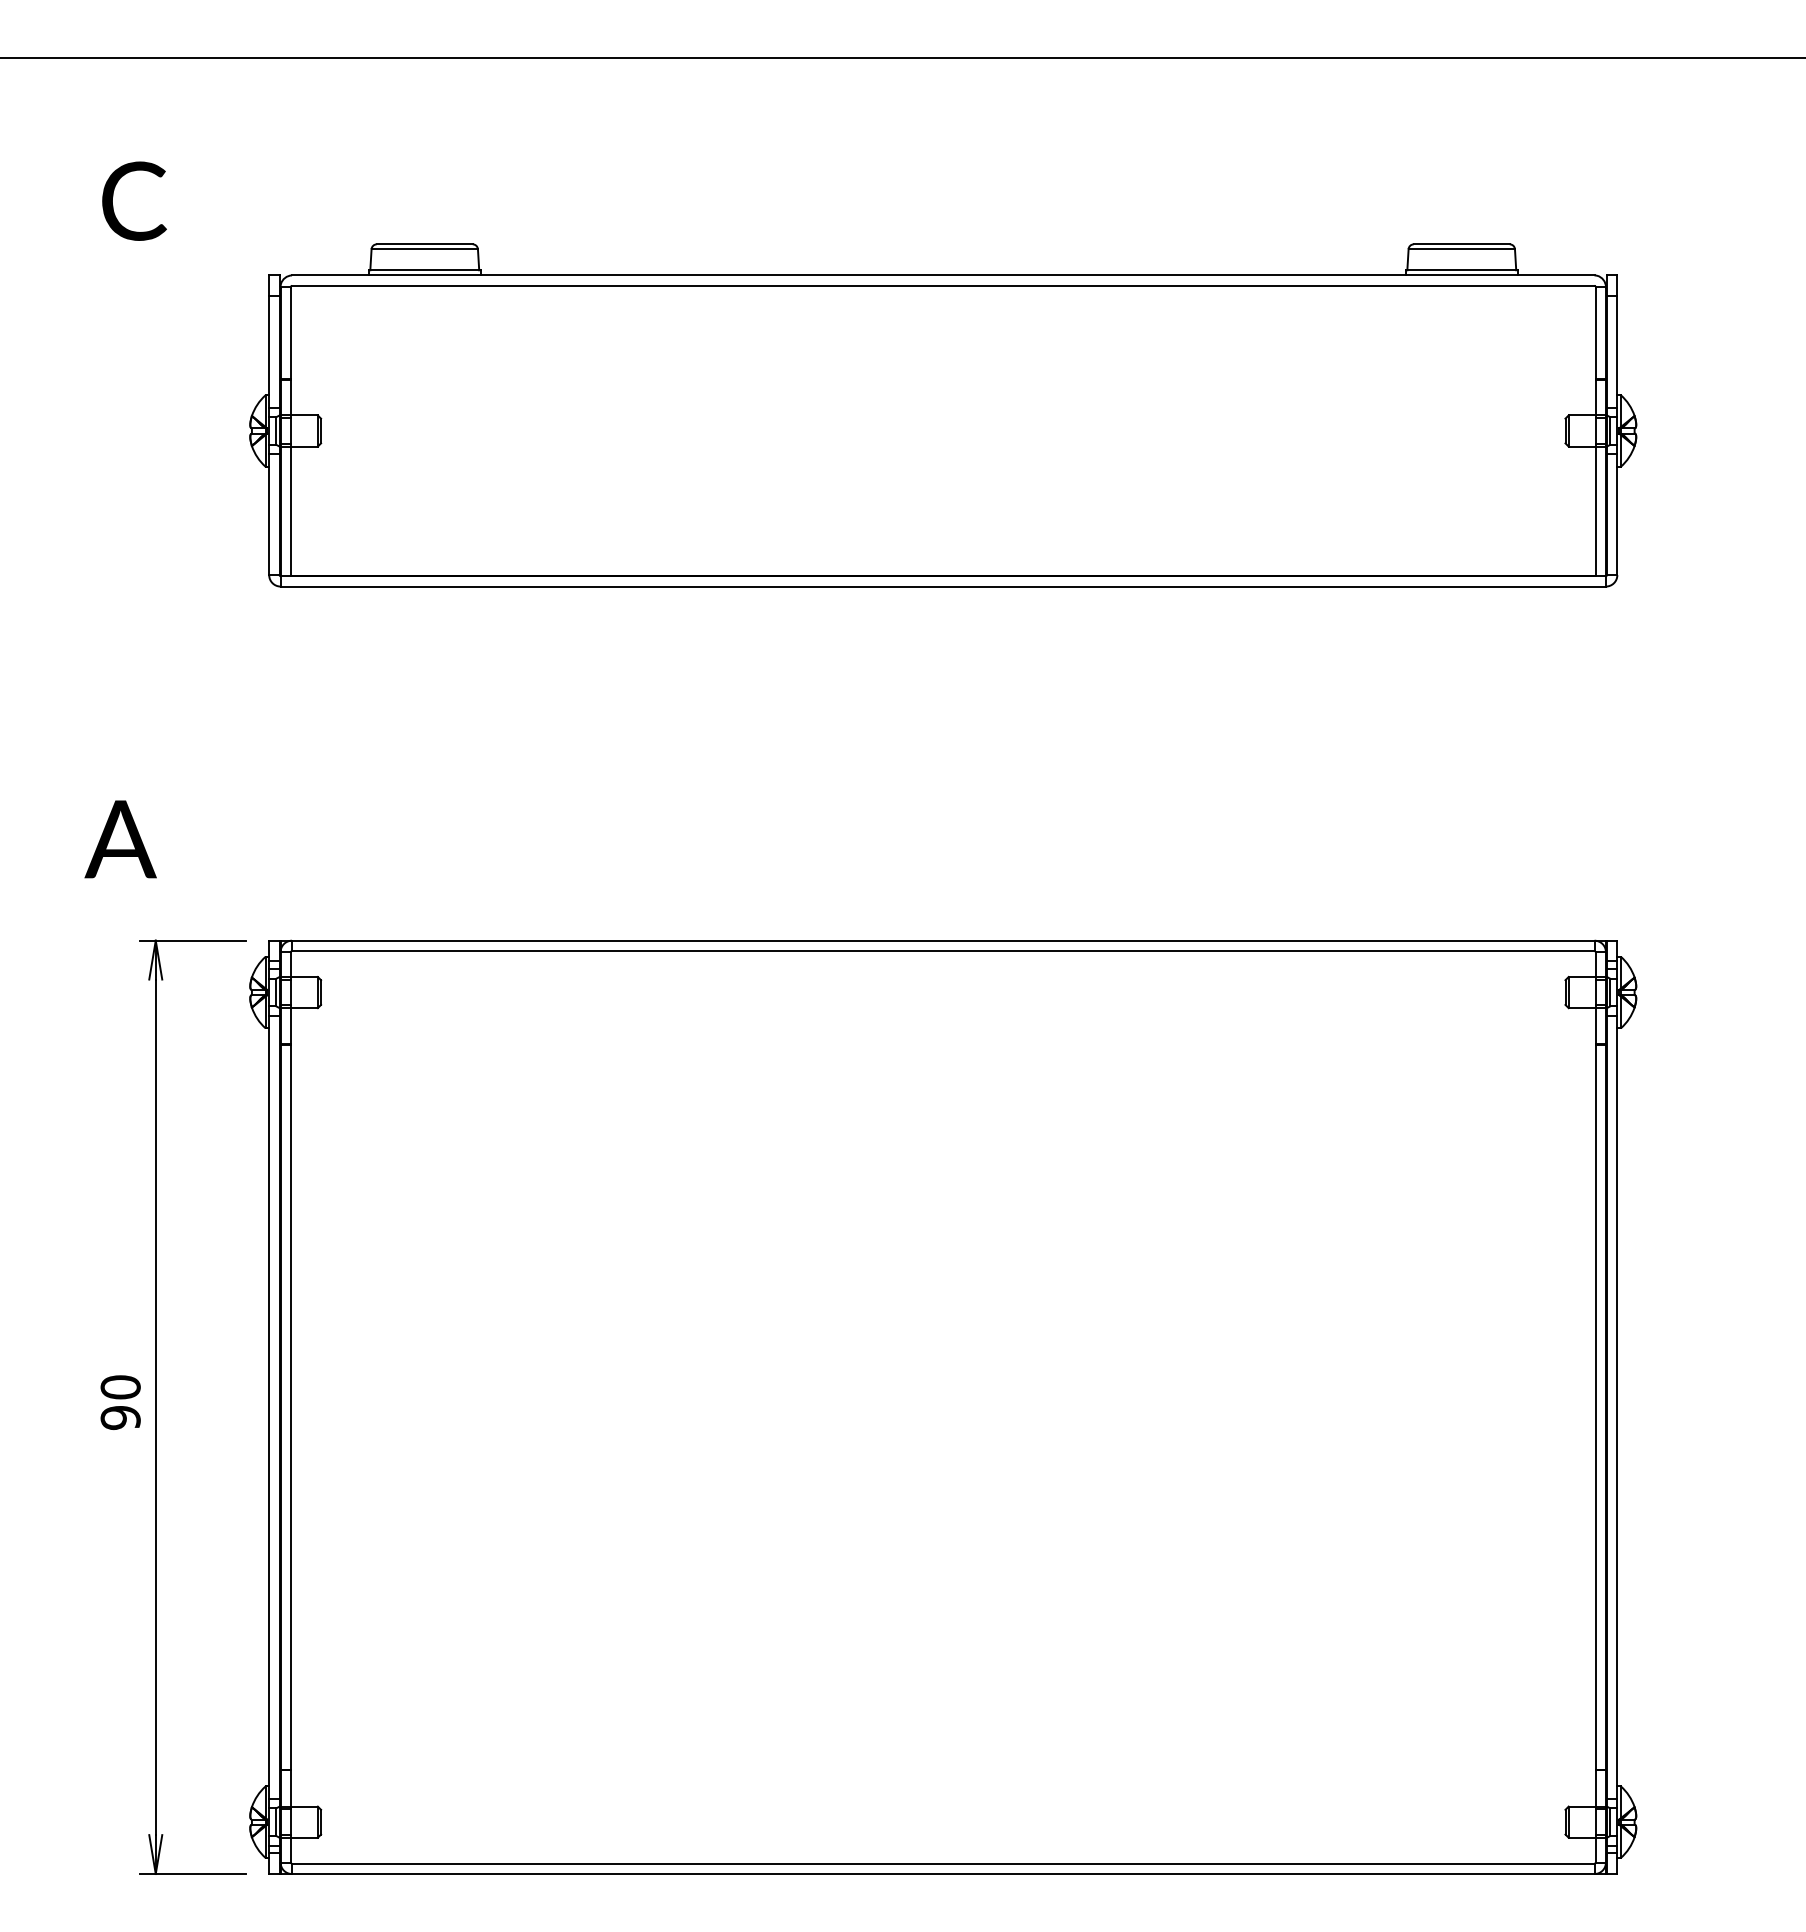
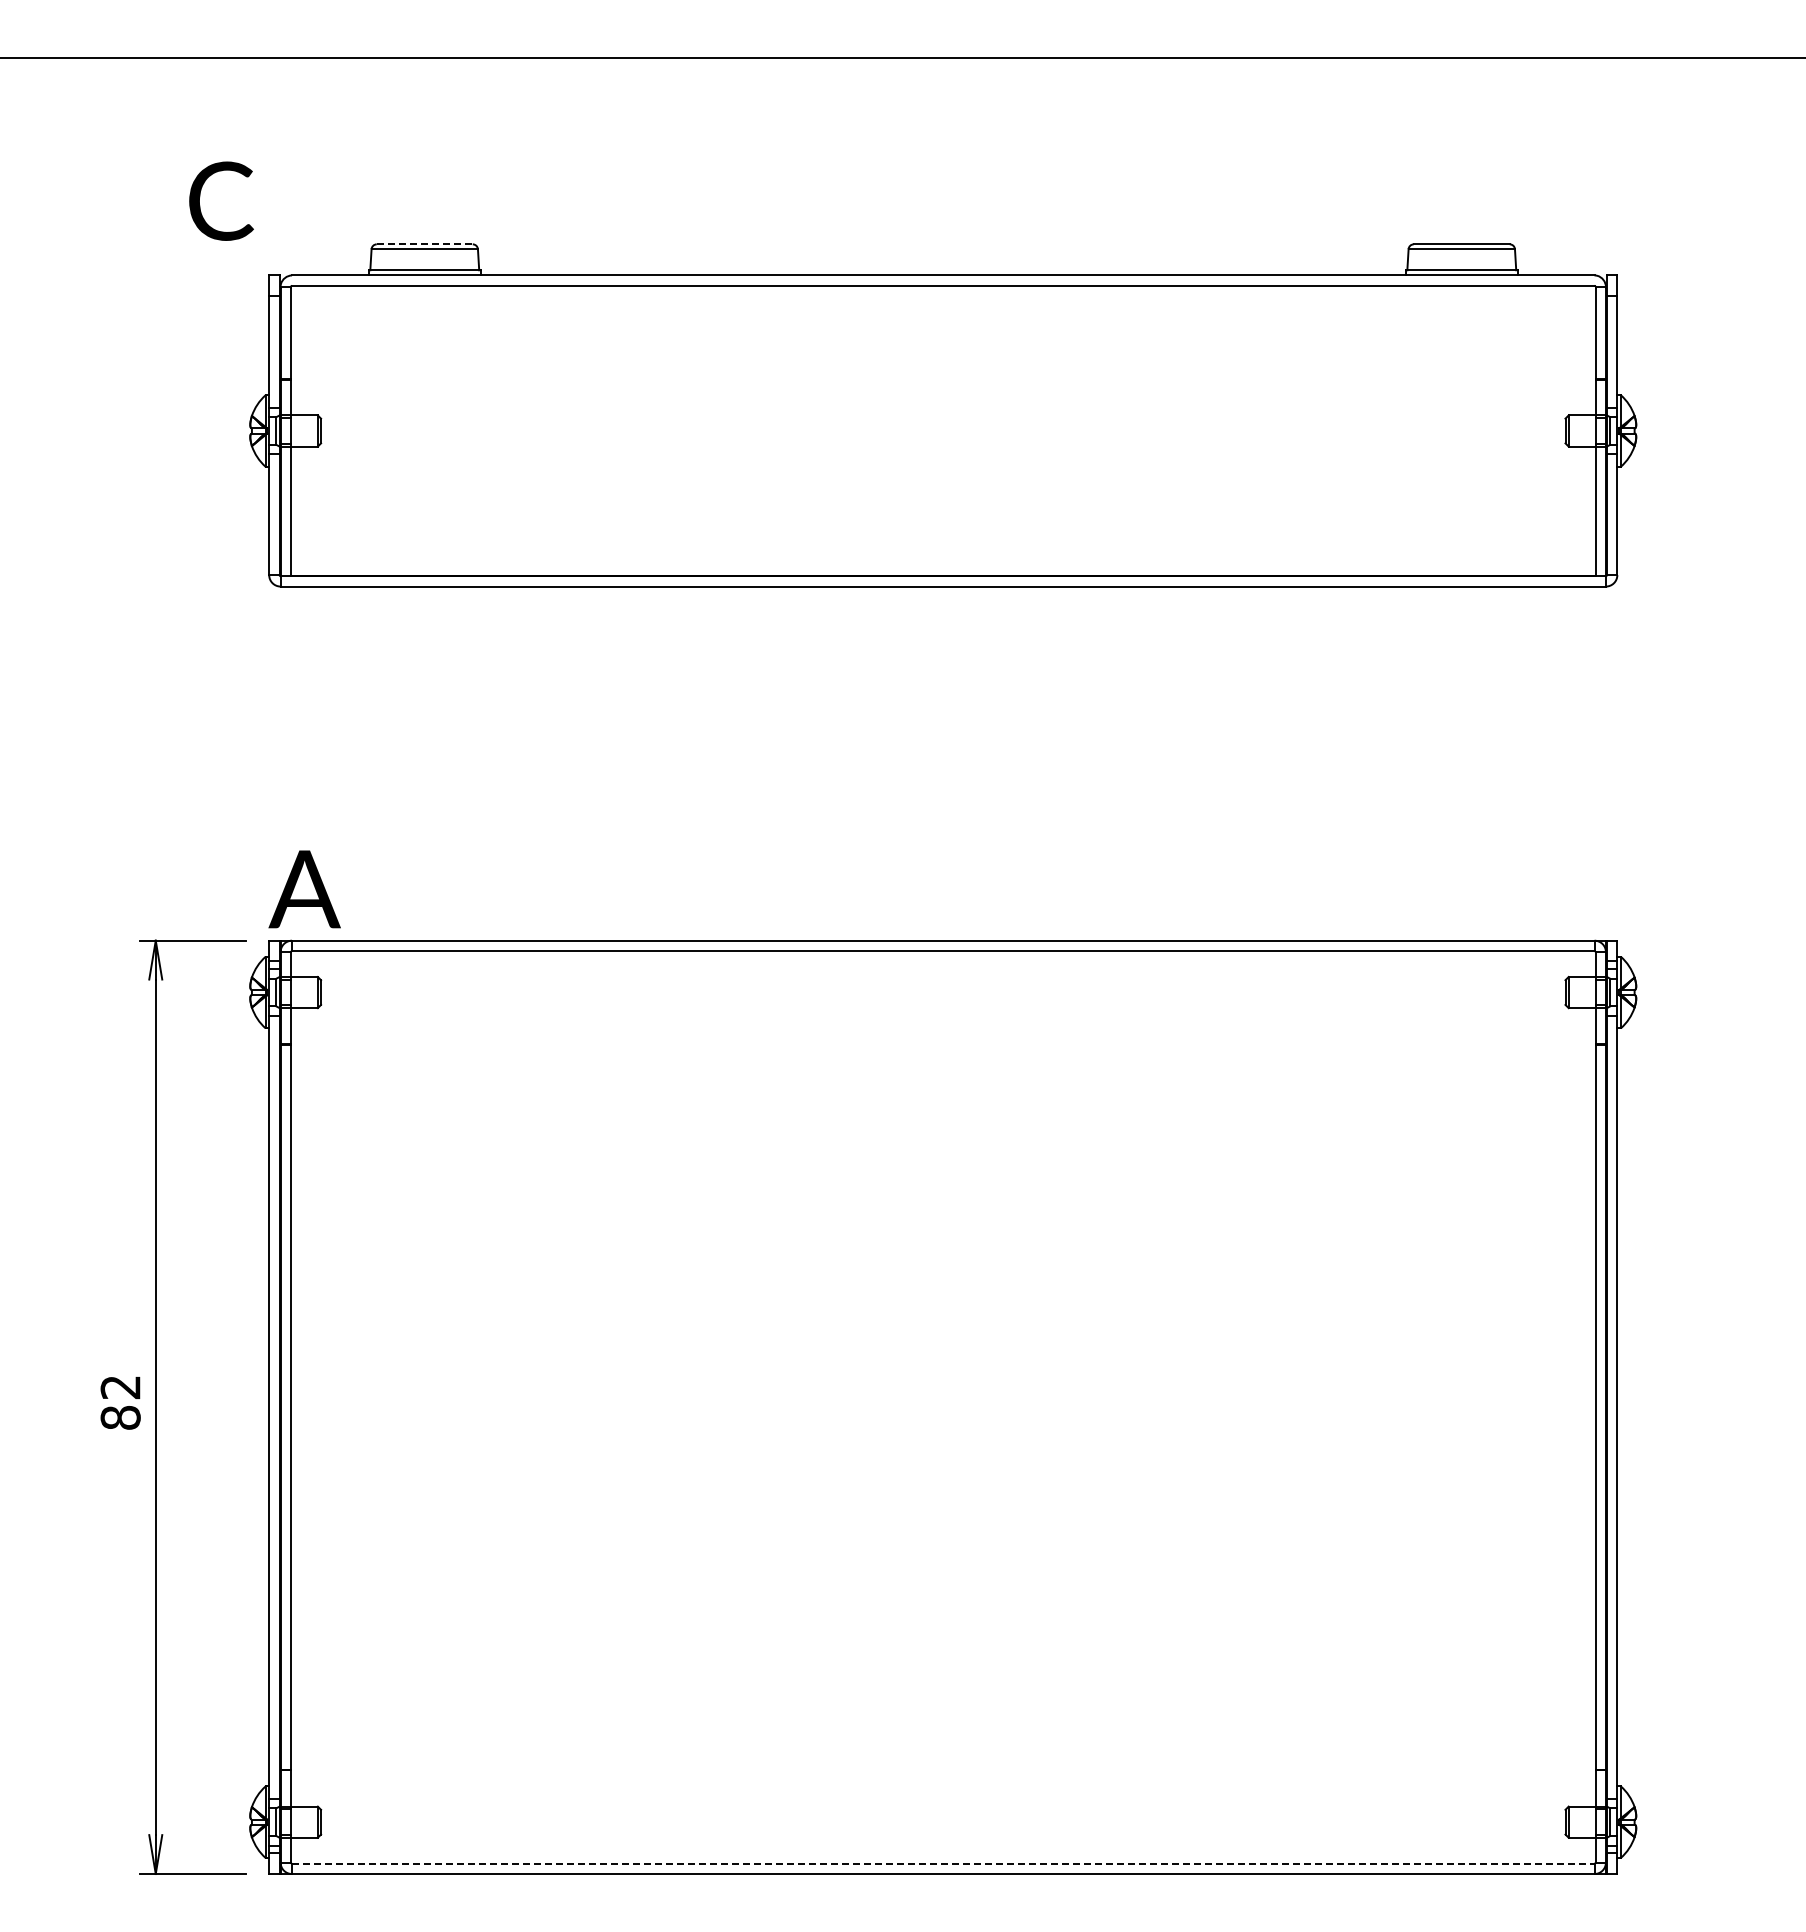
text position: (134, 200) -> (221, 200) (221, 200)
line: solid -> dashed (425, 244)
text position: (120, 839) -> (304, 889) (304, 889)
text: 90 -> 82 (120, 1402)
line: solid -> dashed (943, 1863)
